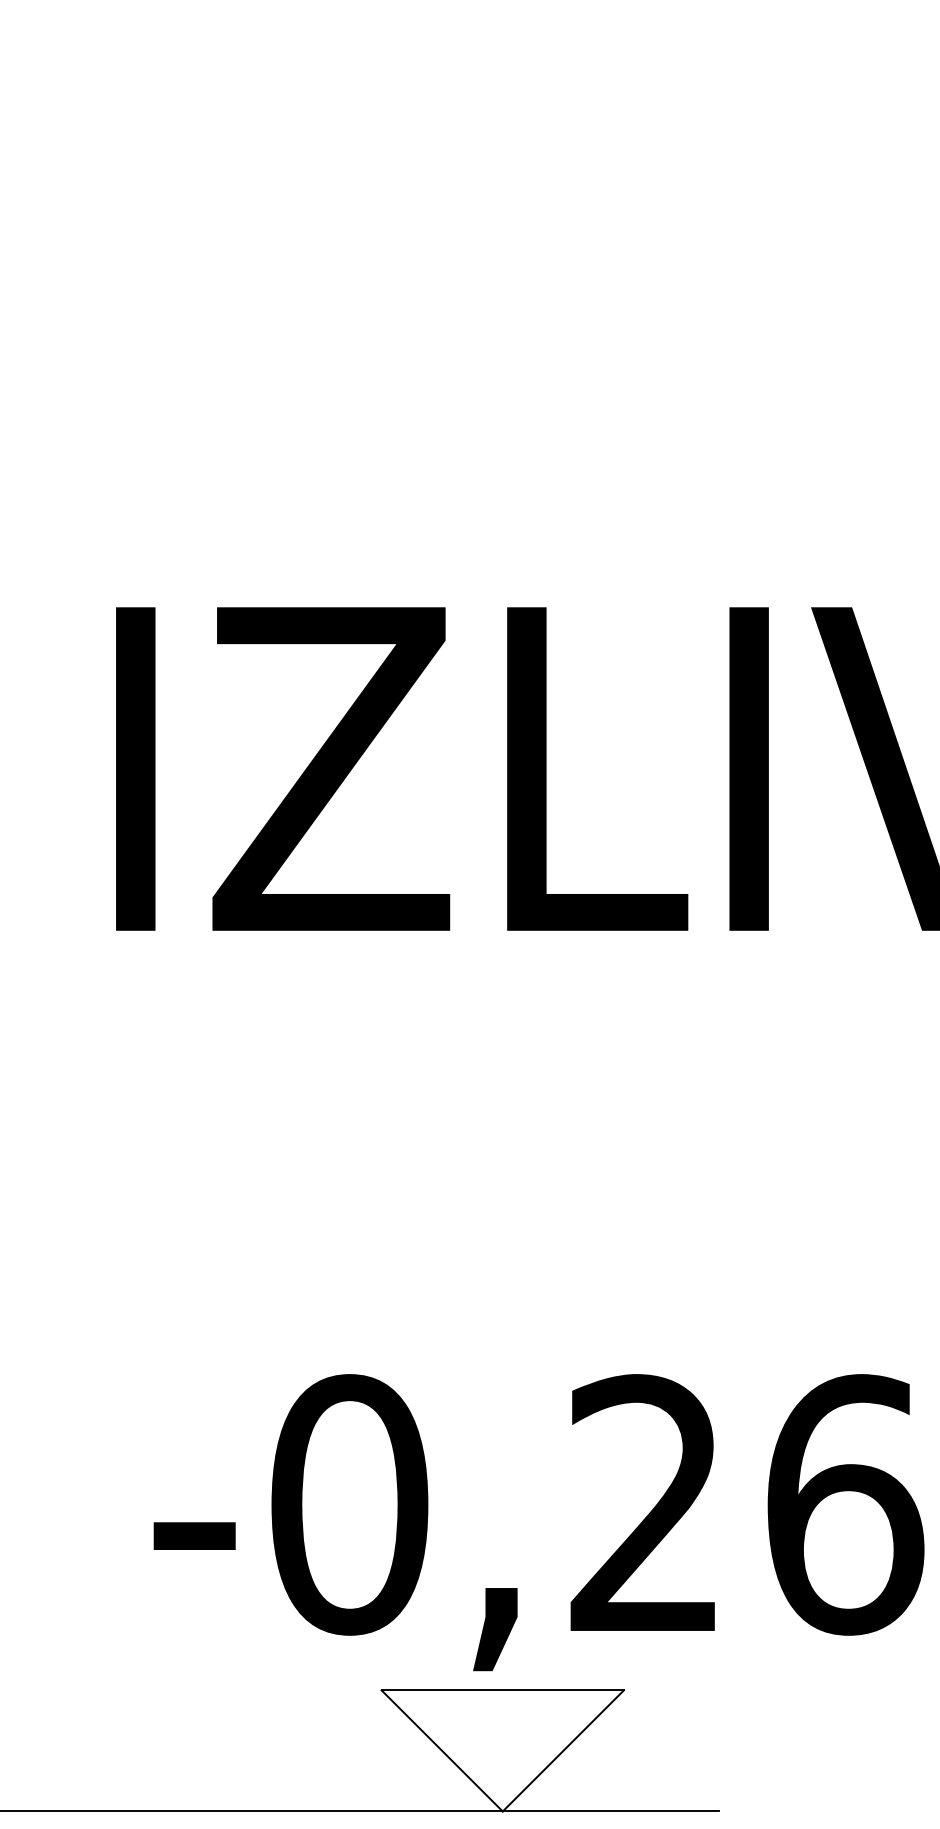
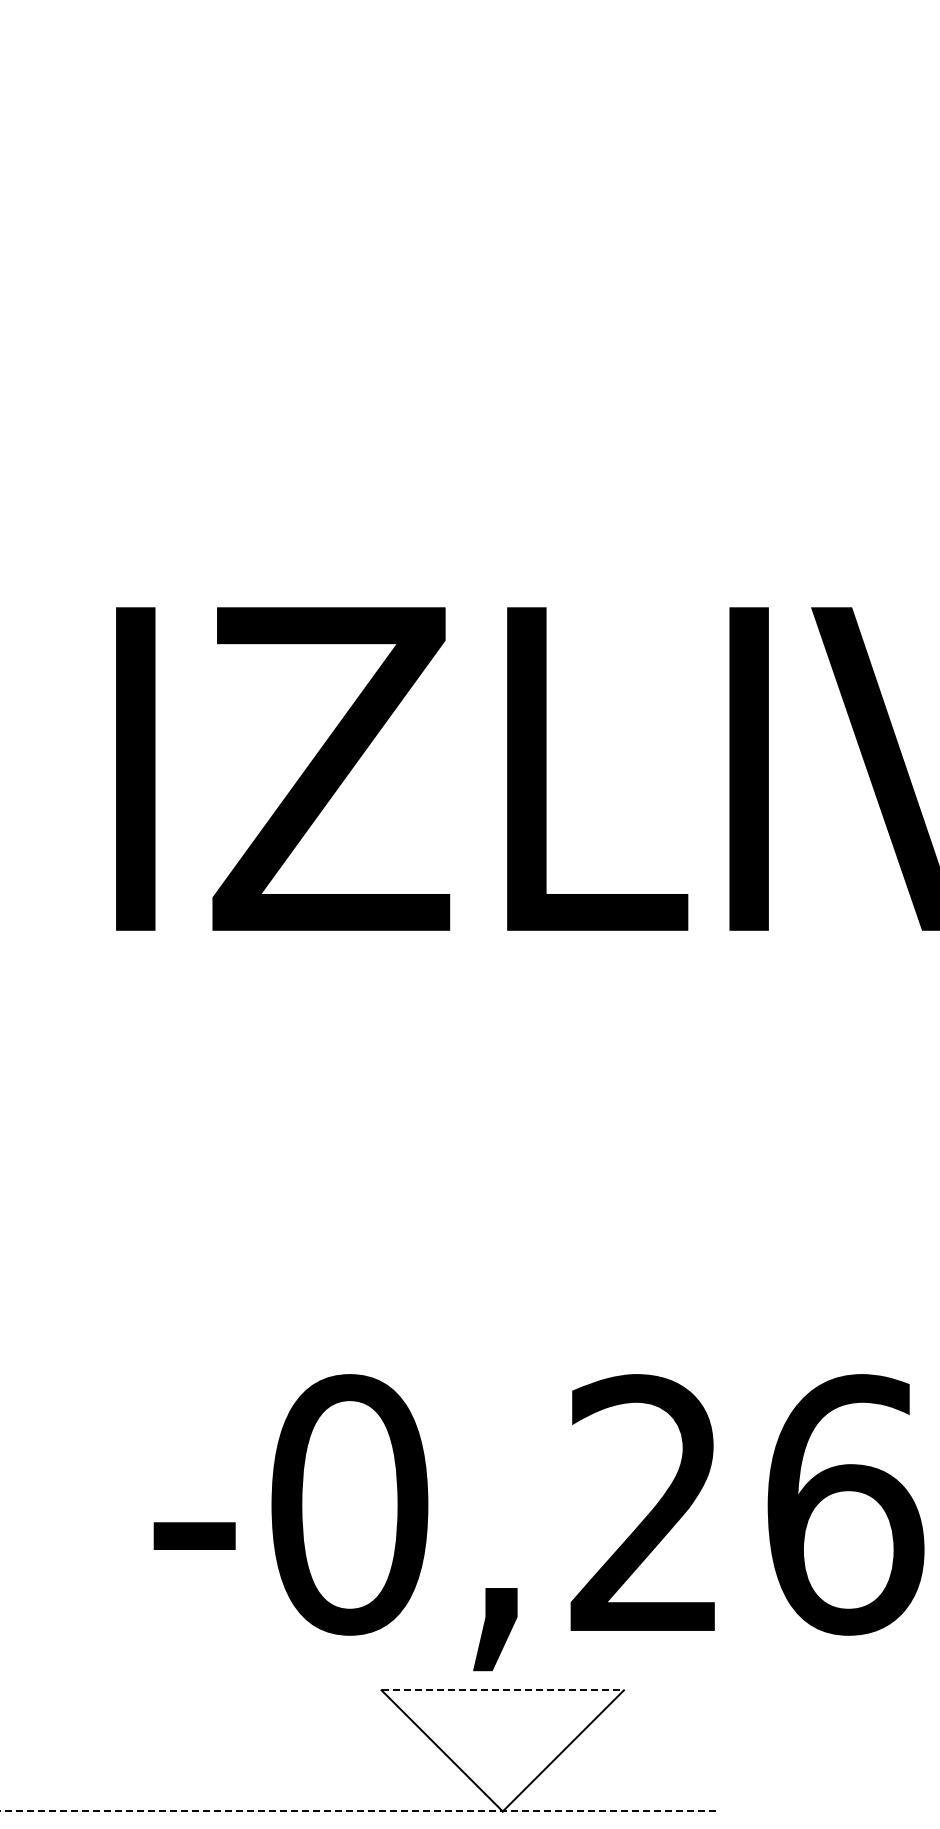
line: solid -> dashed (503, 1690)
line: solid -> dashed (360, 1811)
